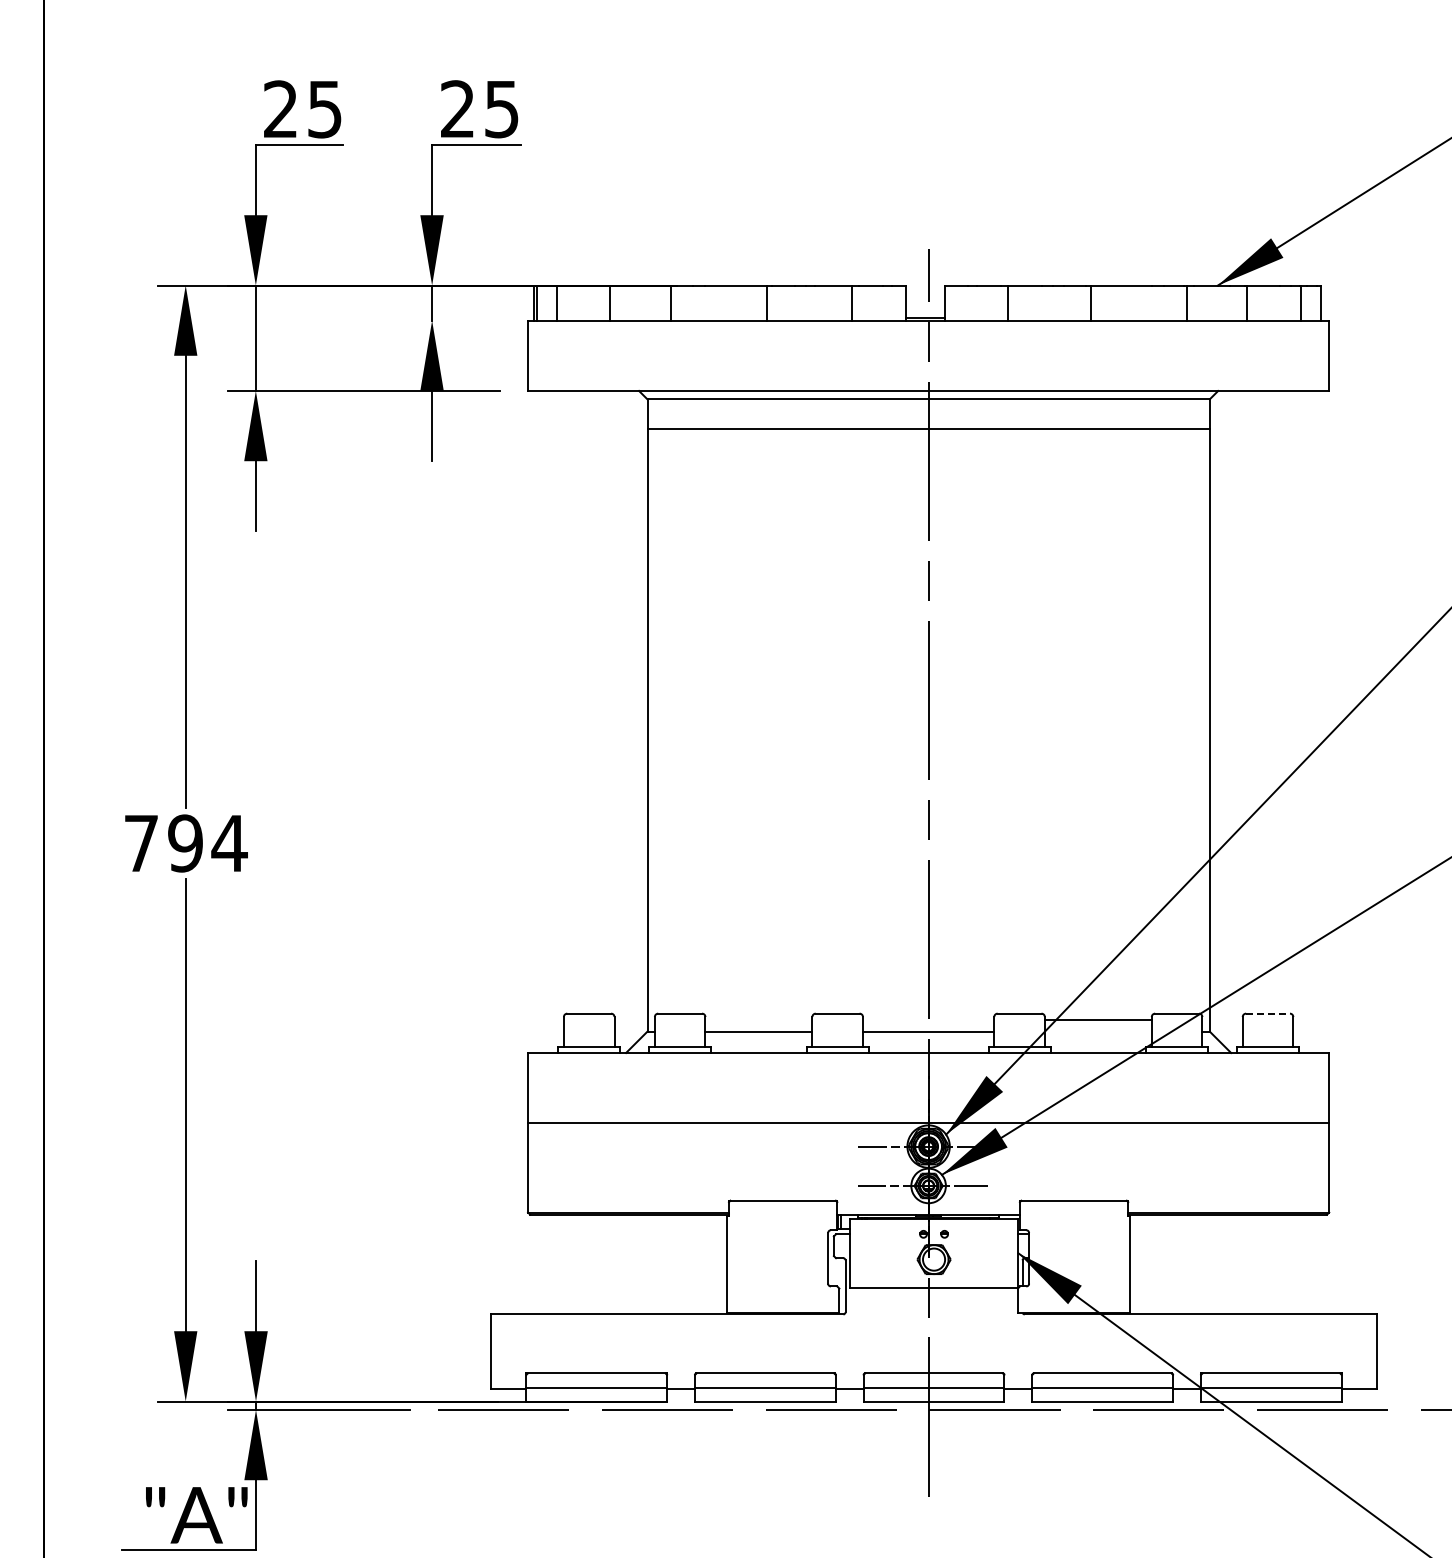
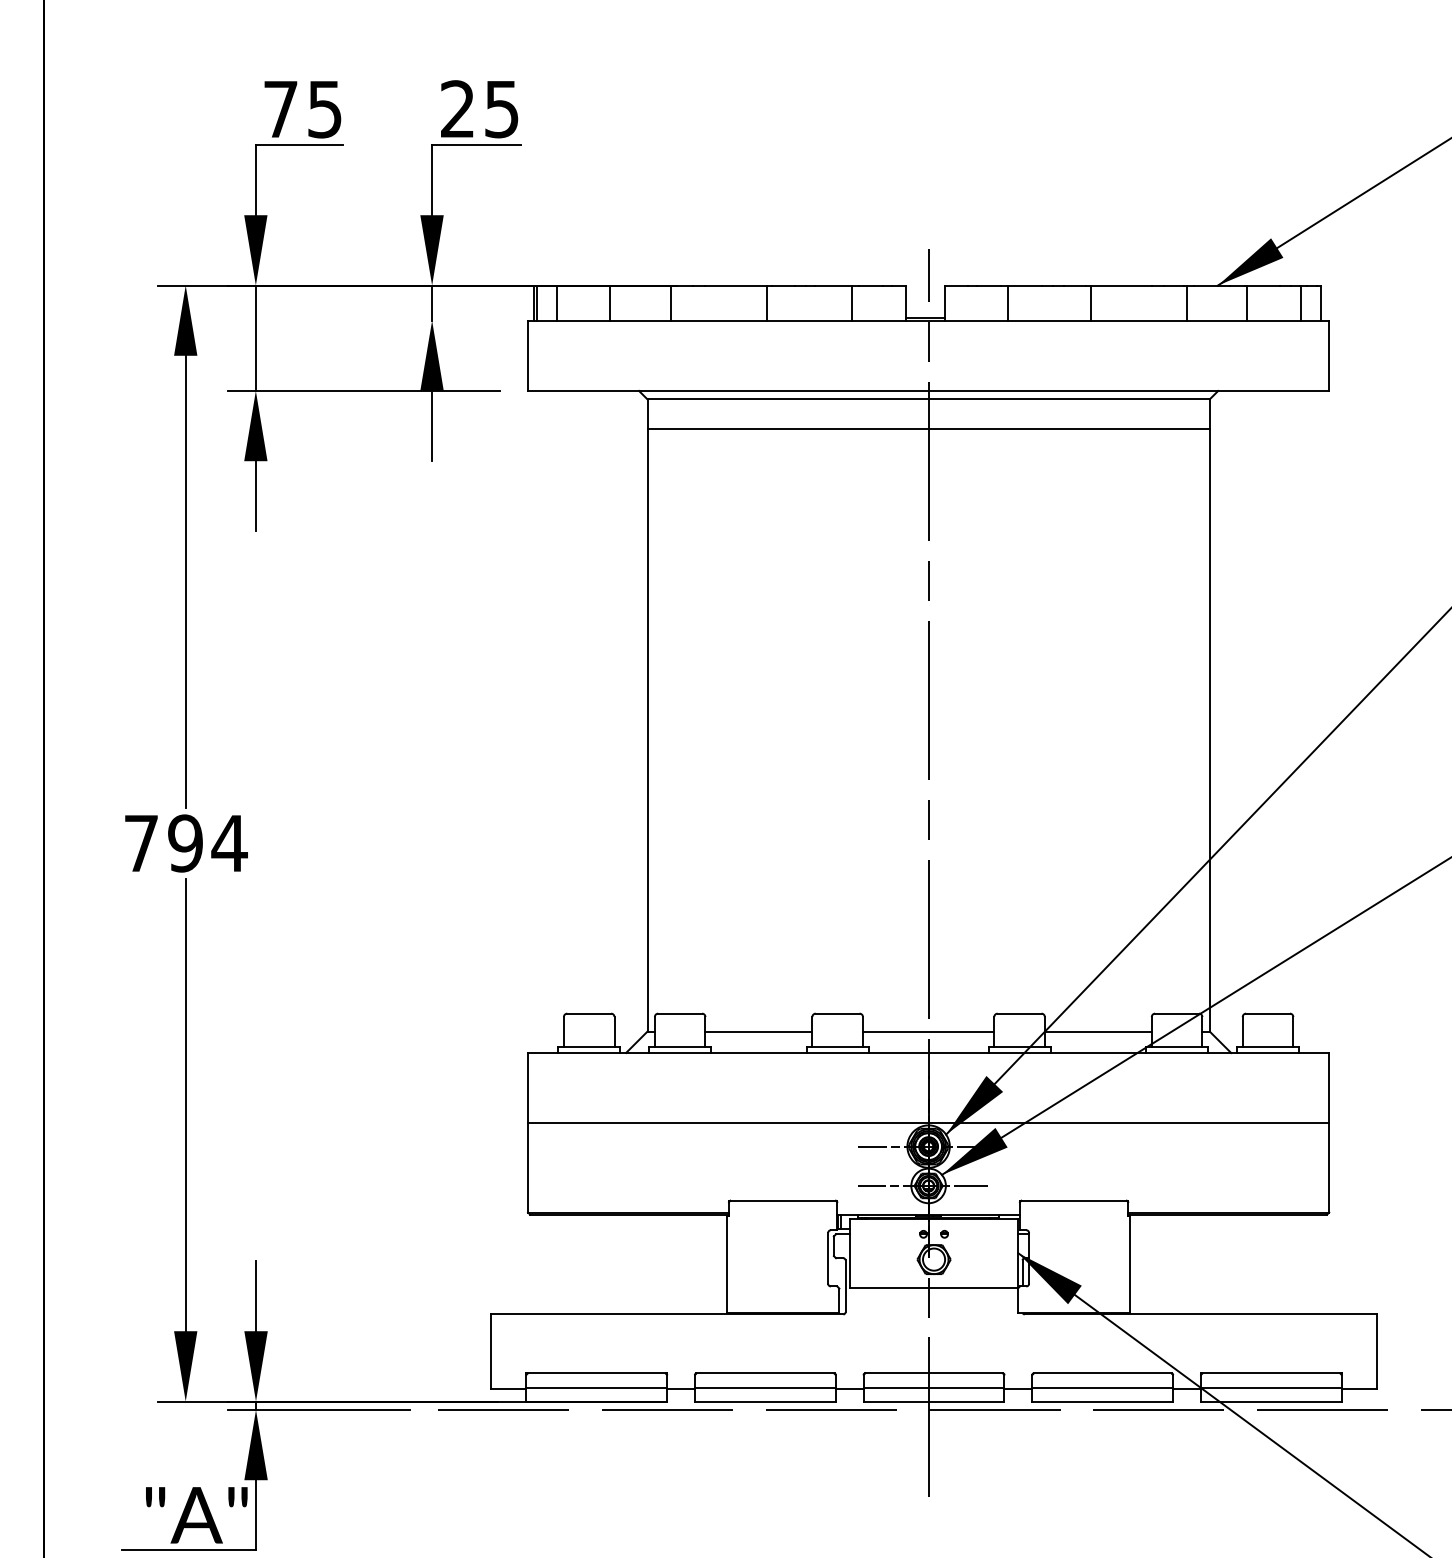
text: 25 -> 75 (280, 108)
line: dashed -> solid (1268, 1013)
line position: (1097, 1019) -> (1097, 1031) (1097, 1031)
